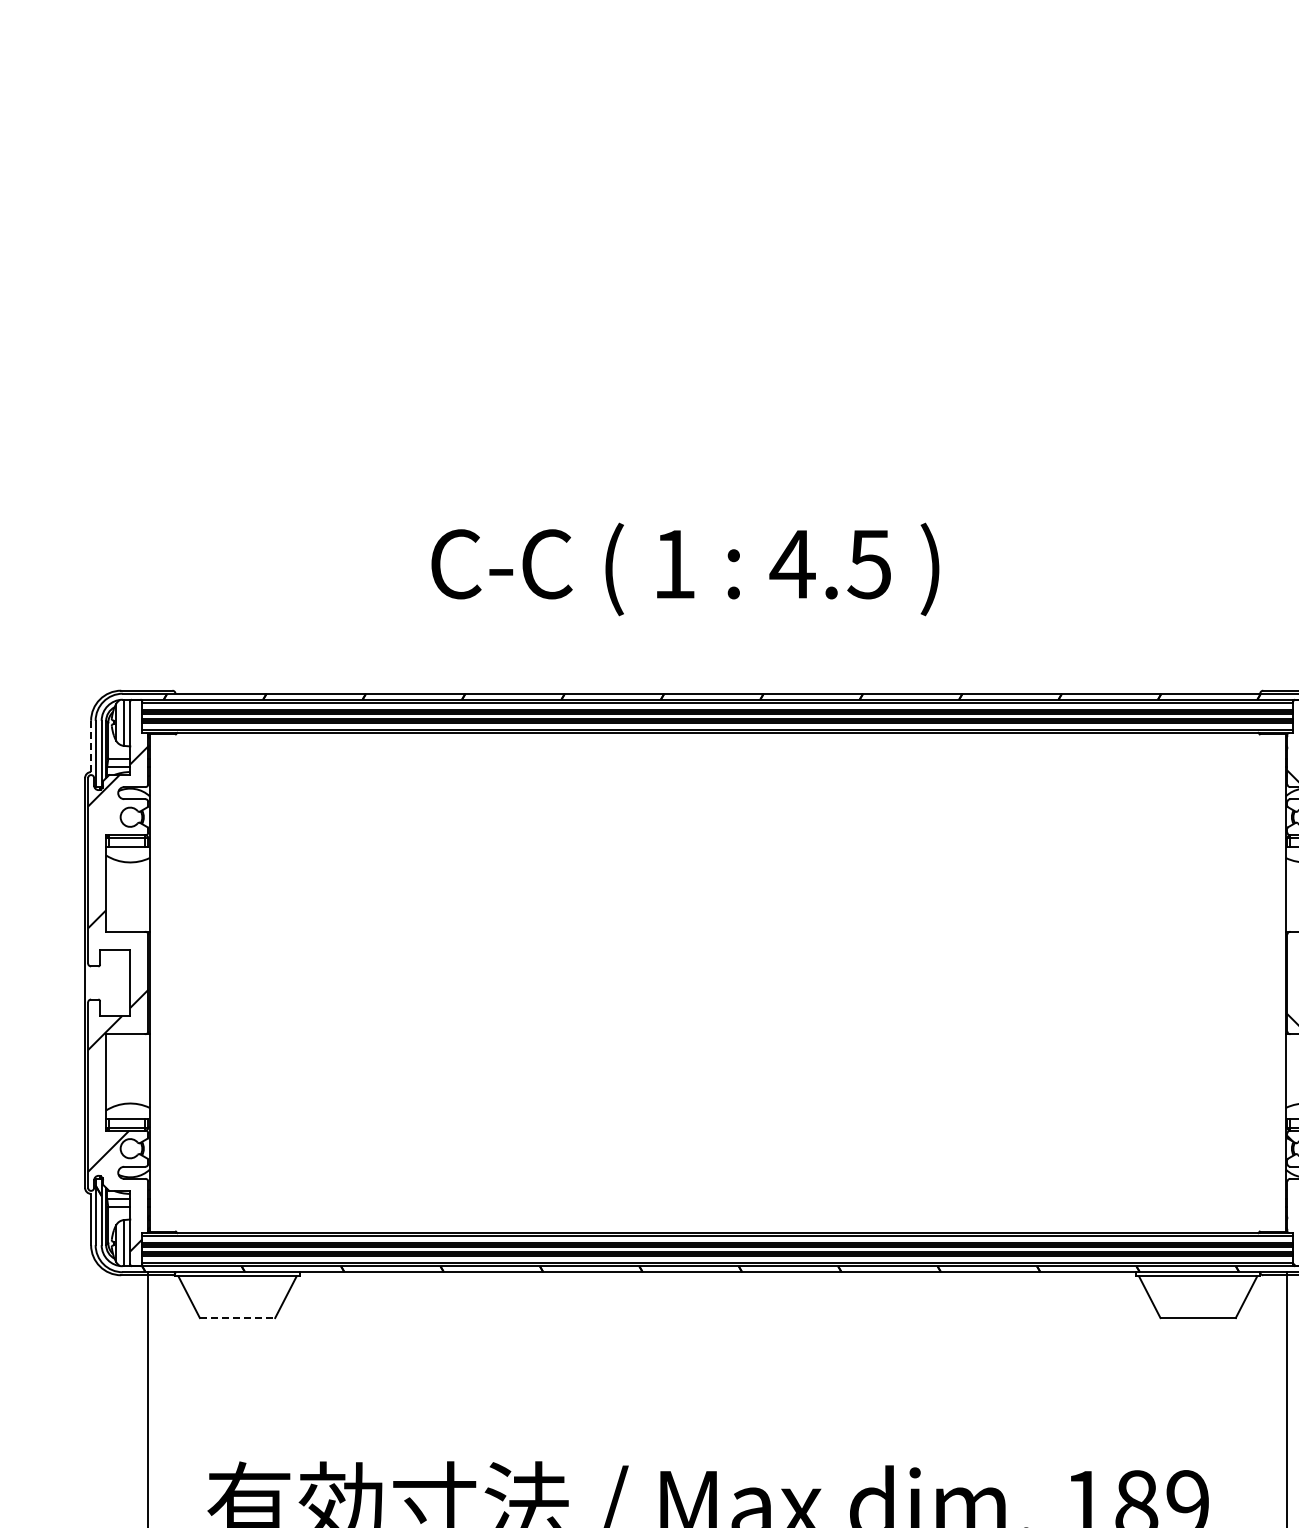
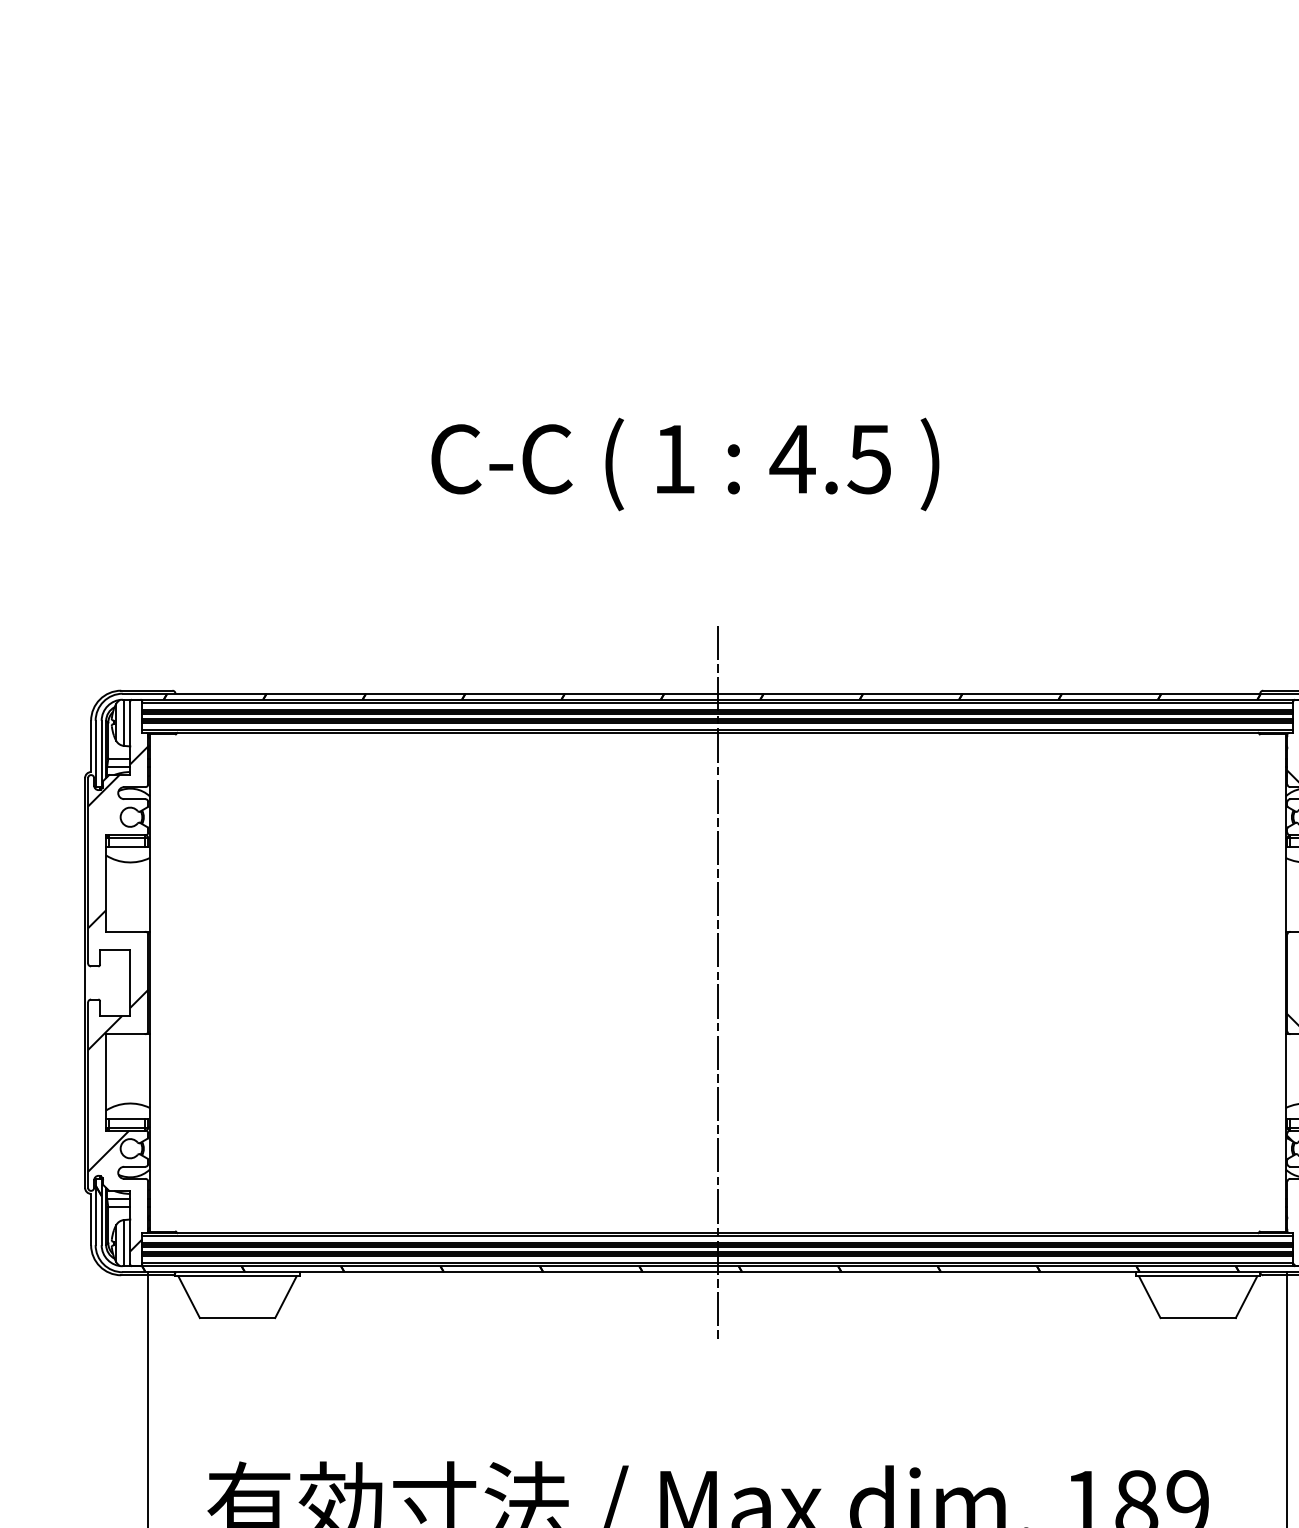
text position: (685, 569) -> (685, 464) (685, 464)
line: dashed -> solid (91, 746)
line: none -> present (717, 982)
line: dashed -> solid (237, 1318)
